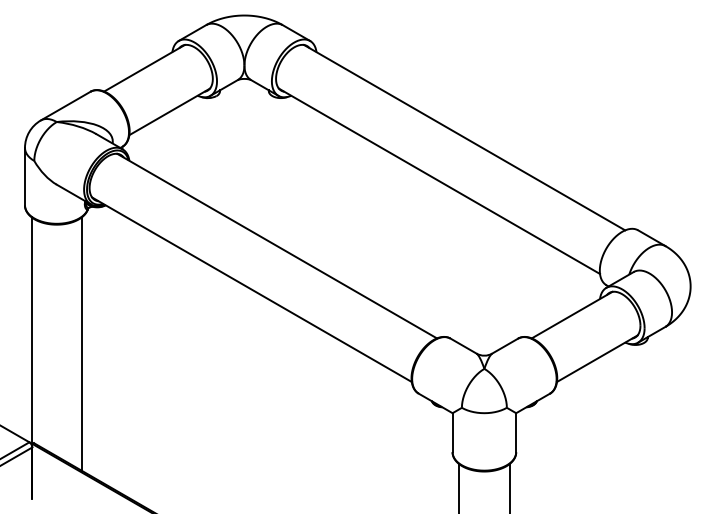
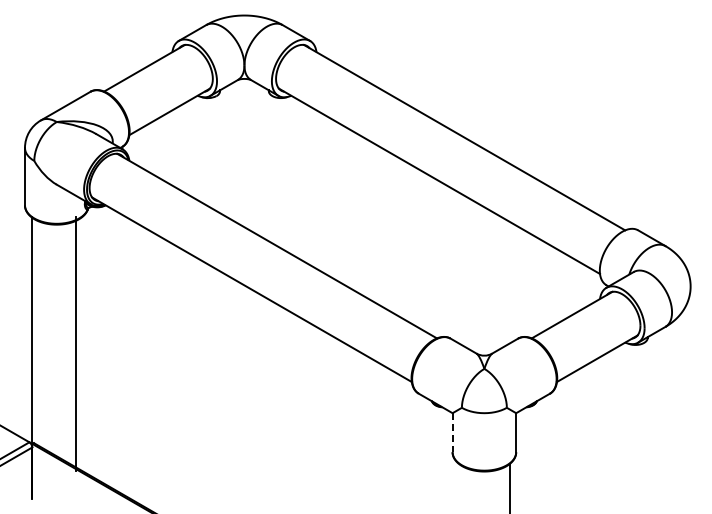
line position: (81, 343) -> (75, 343) (75, 343)
line: solid -> dashed (452, 432)
line: present -> none (459, 487)
